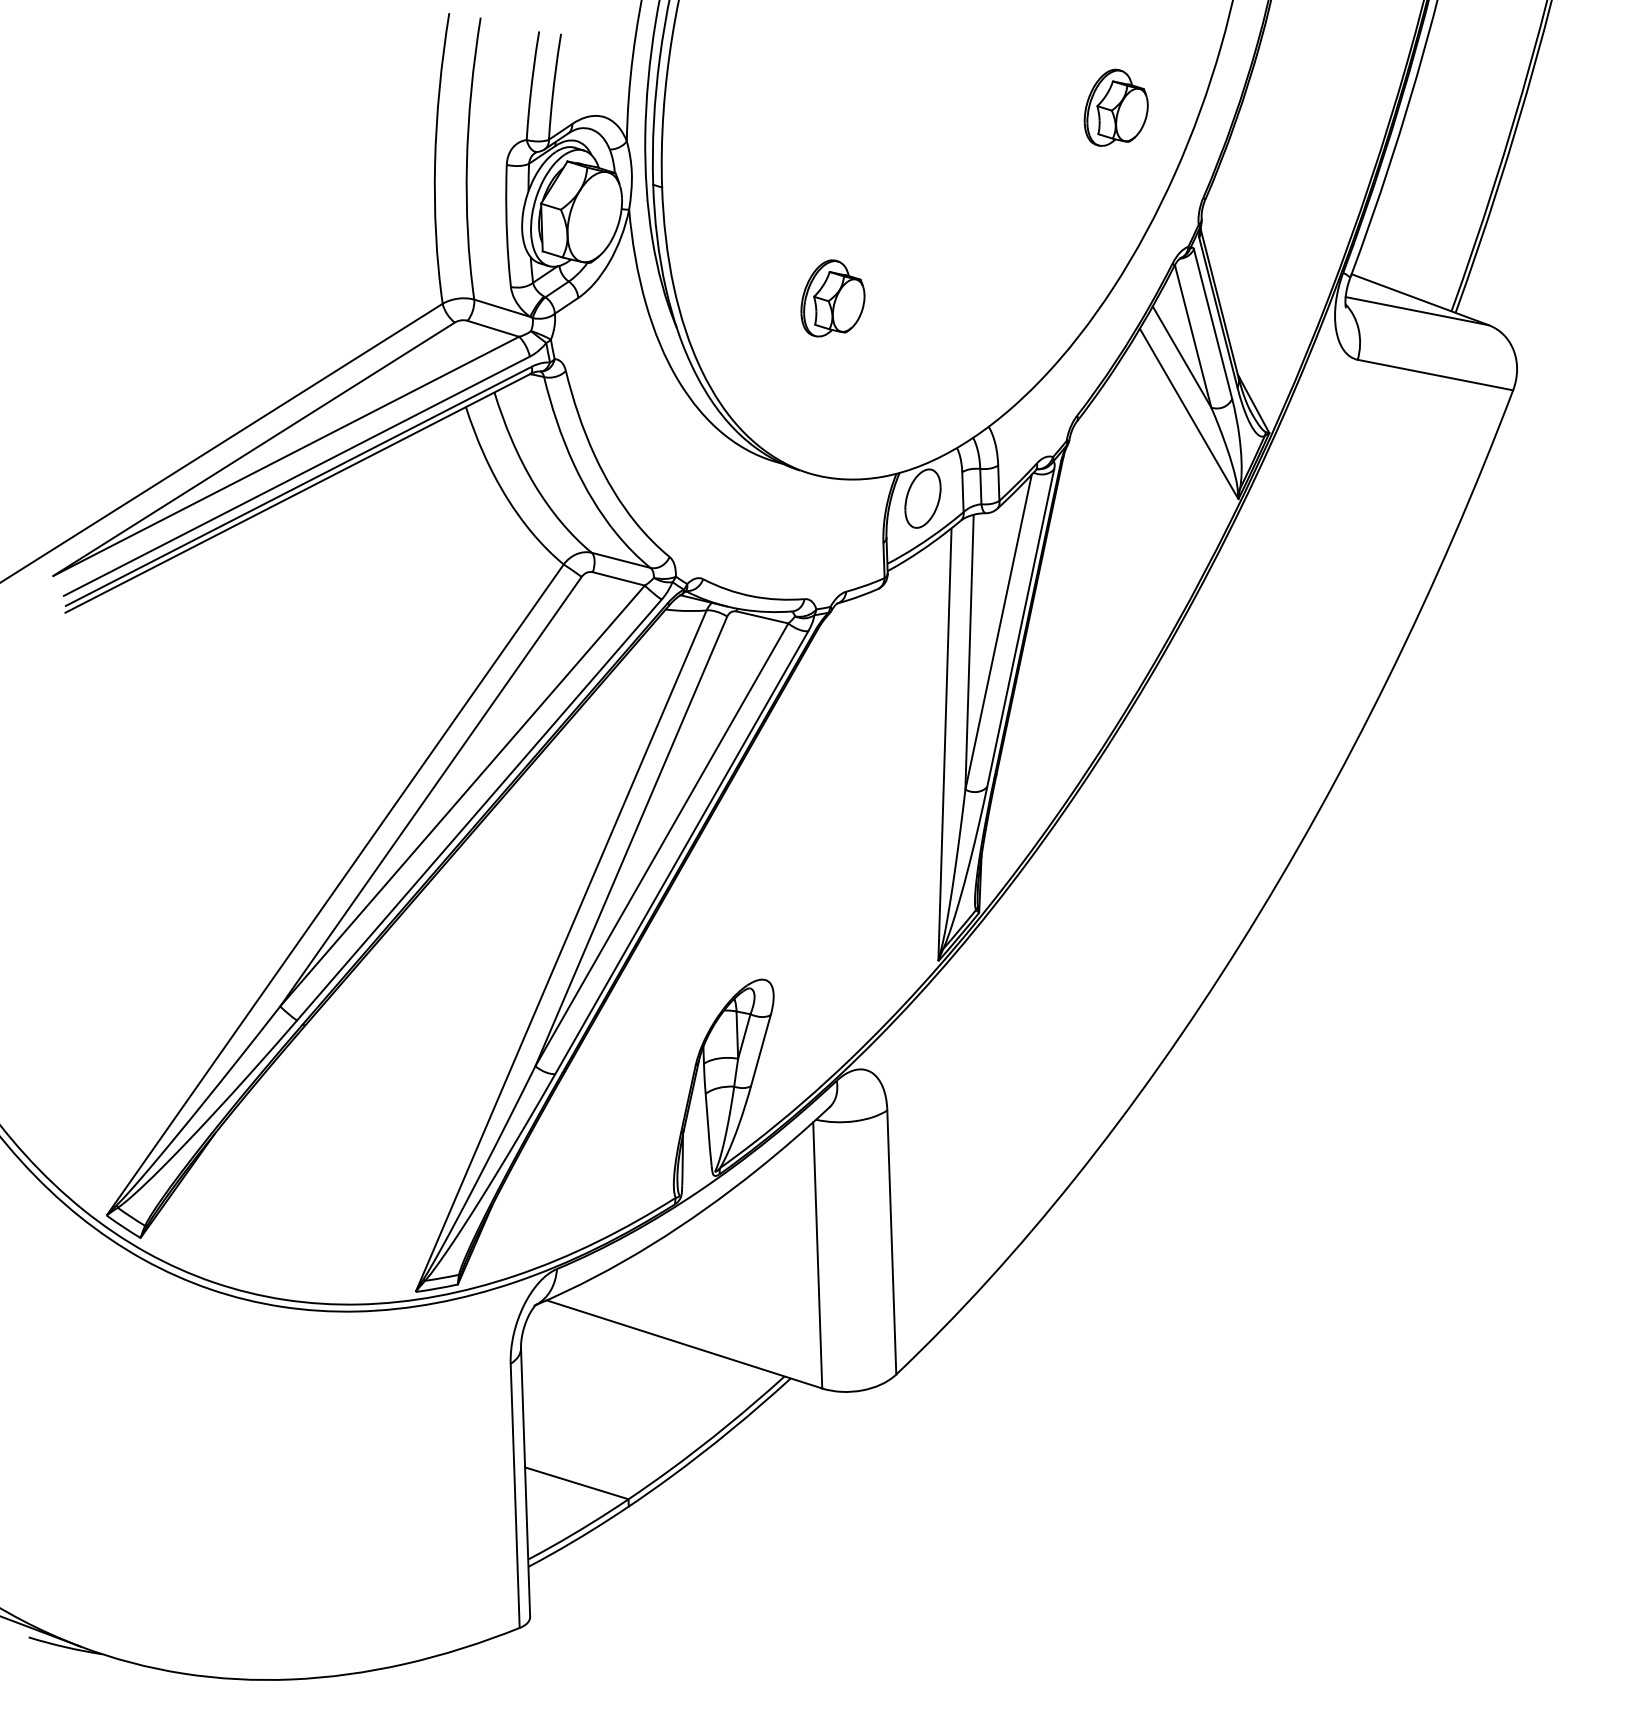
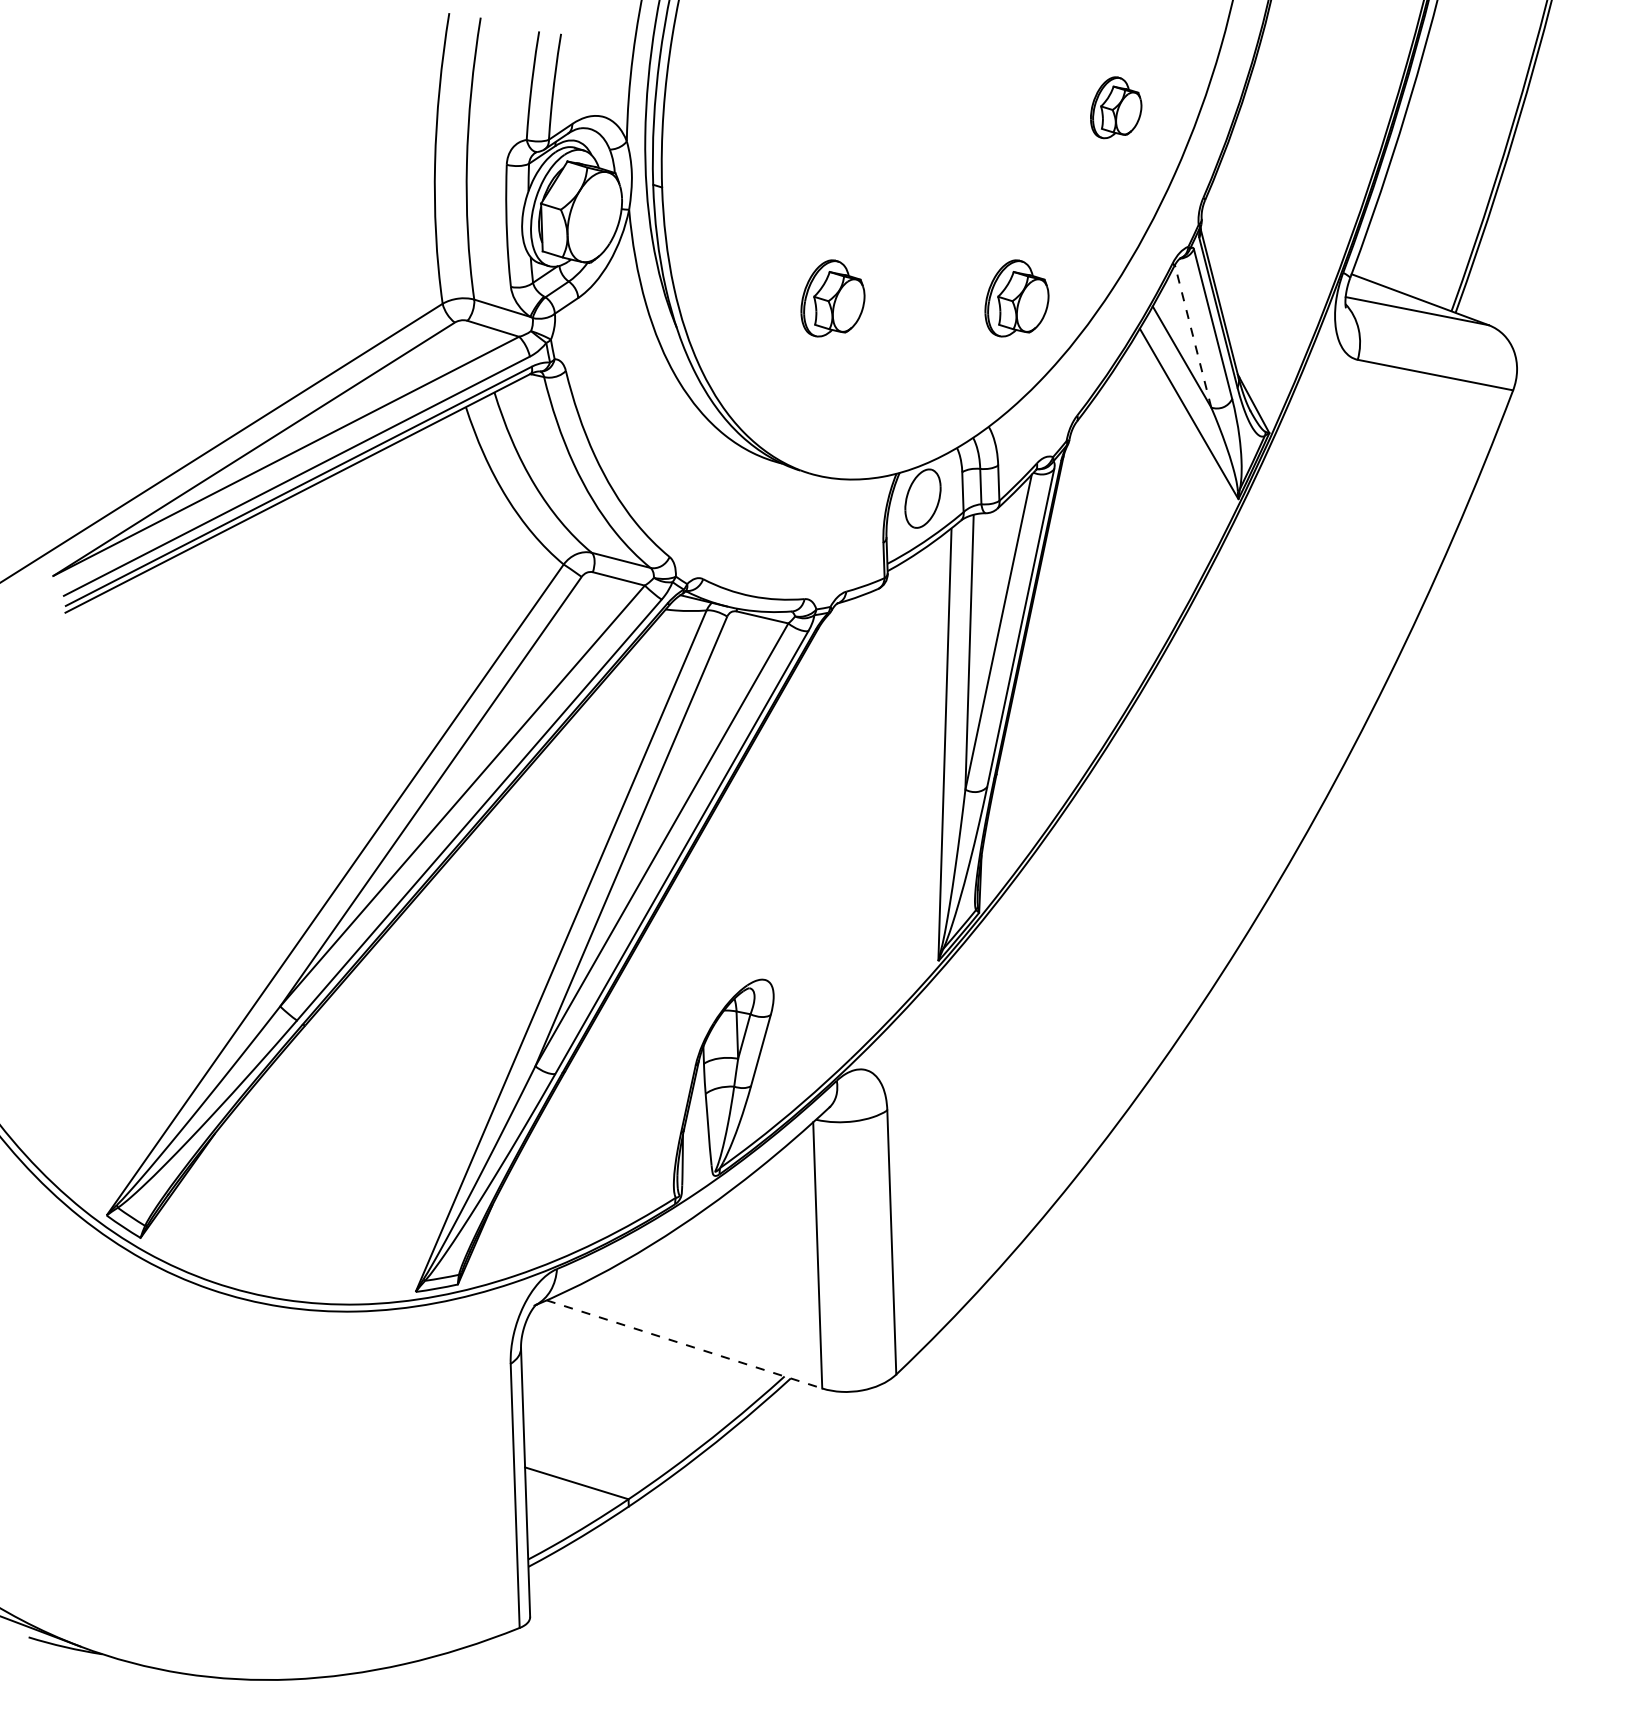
part size: 66x79 px -> 53x64 px (1116, 107)
part: none -> present (1016, 298)
line: solid -> dashed (1193, 336)
line: solid -> dashed (684, 1344)
